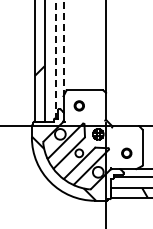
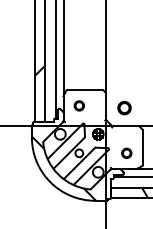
line: dashed -> solid (63, 48)
line: dashed -> solid (55, 59)
part: none -> present (124, 107)
